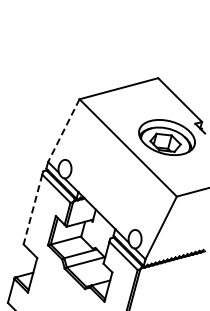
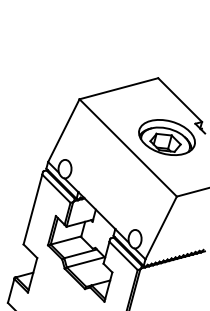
line: dashed -> solid (63, 131)
line: dashed -> solid (32, 210)
